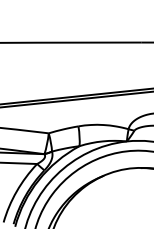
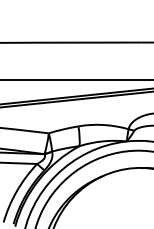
line: none -> present (76, 79)
